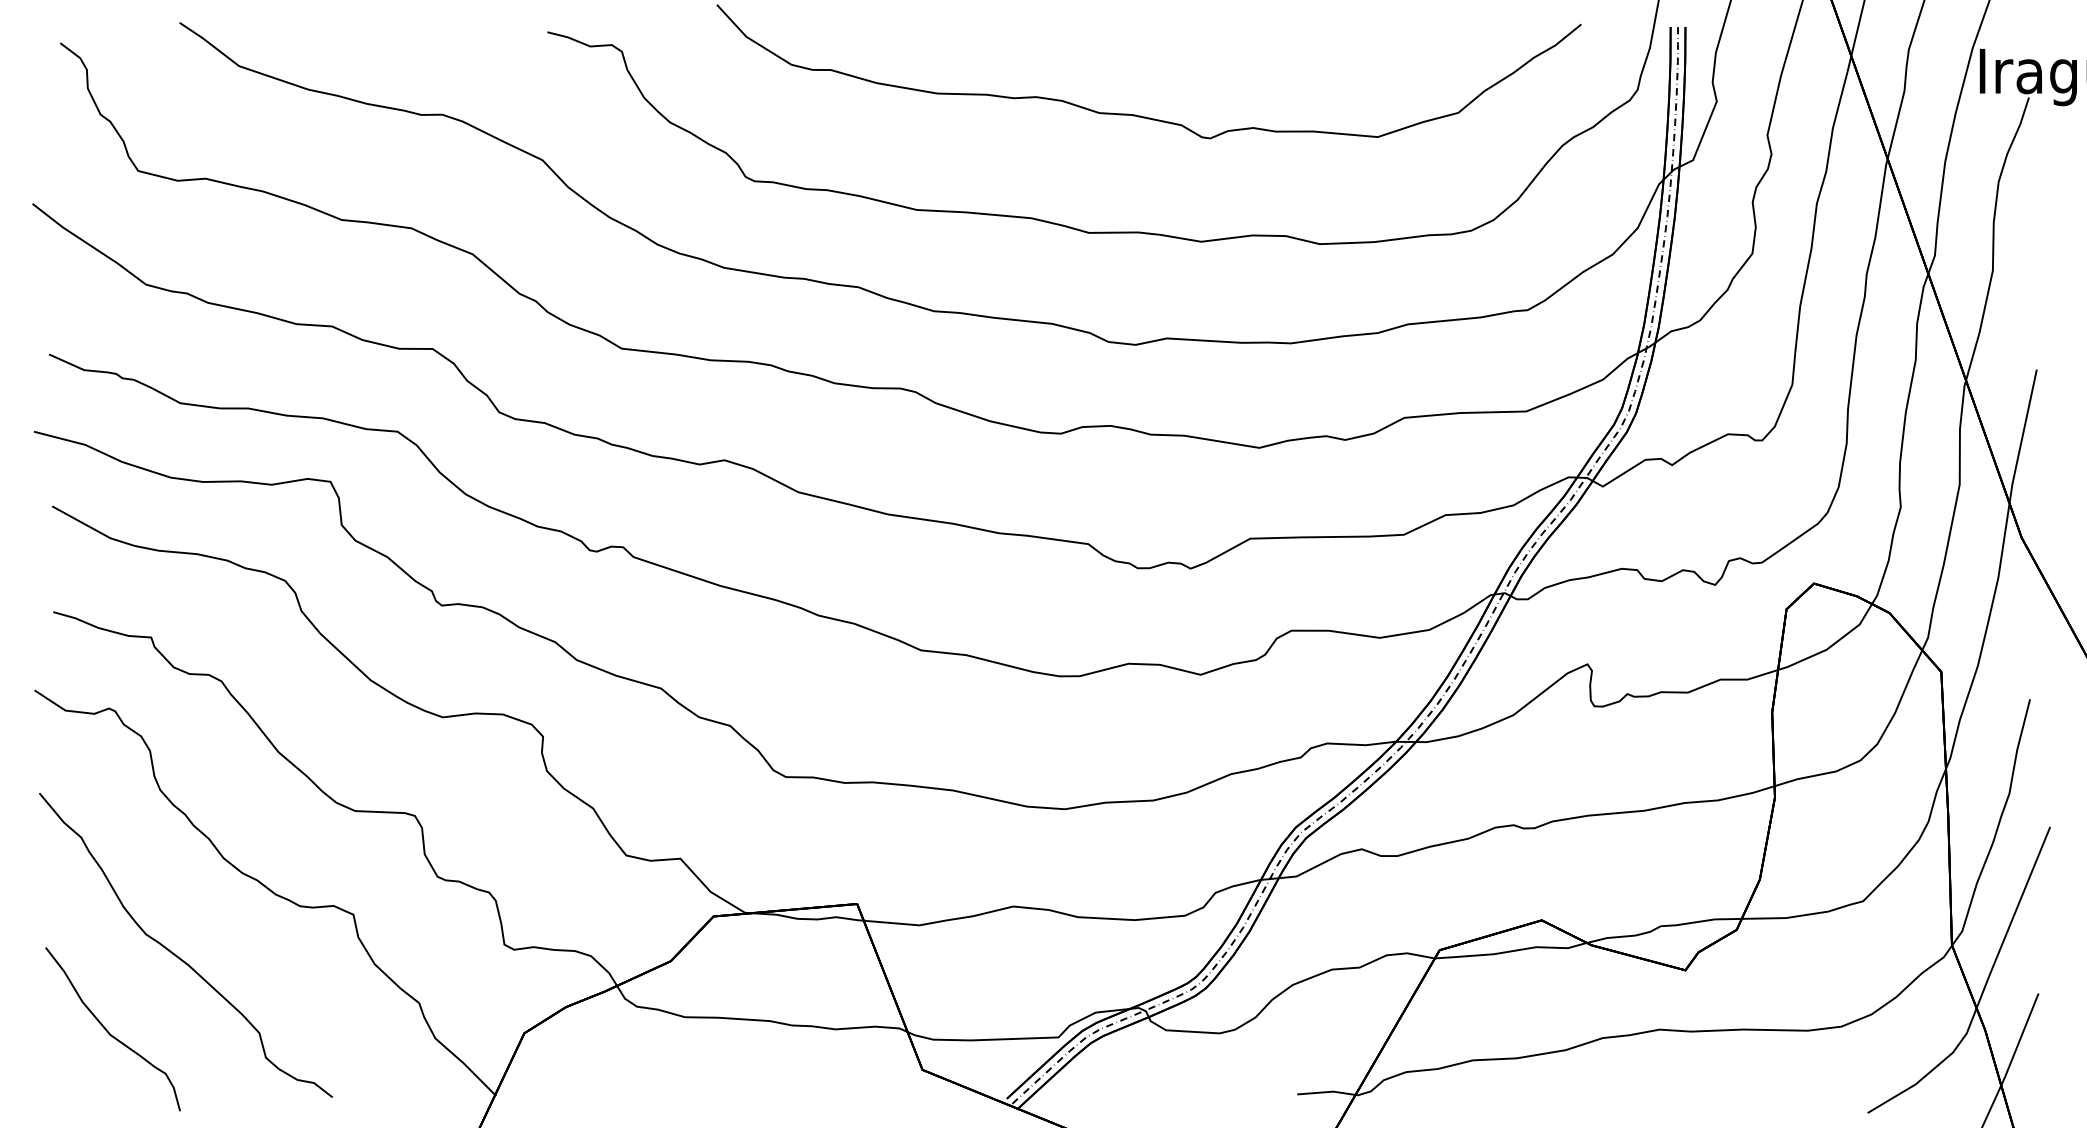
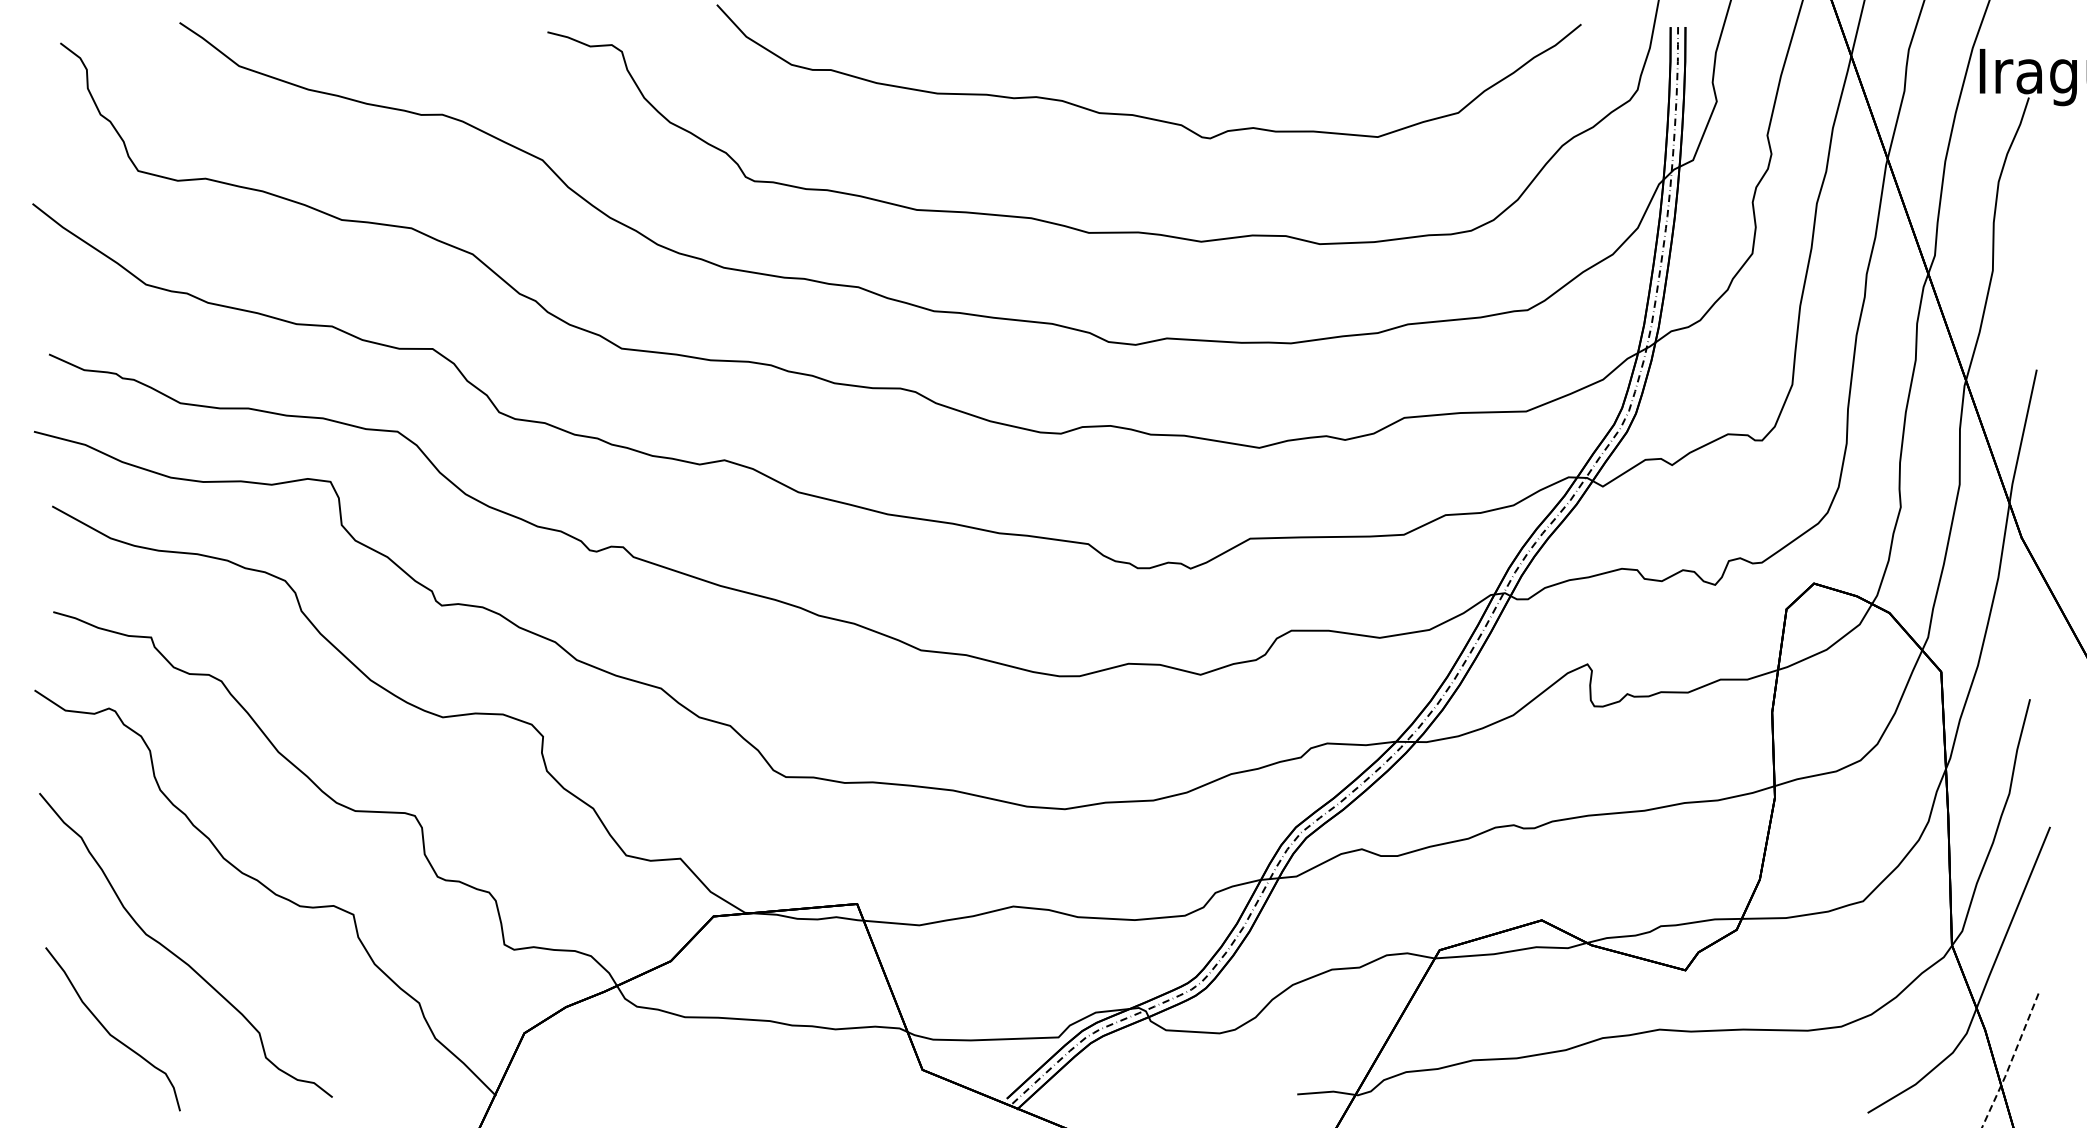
line: solid -> dashed (2011, 1062)
